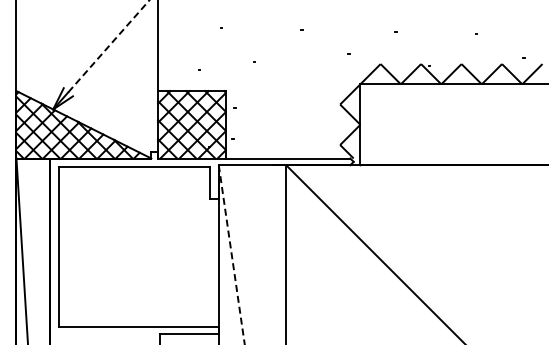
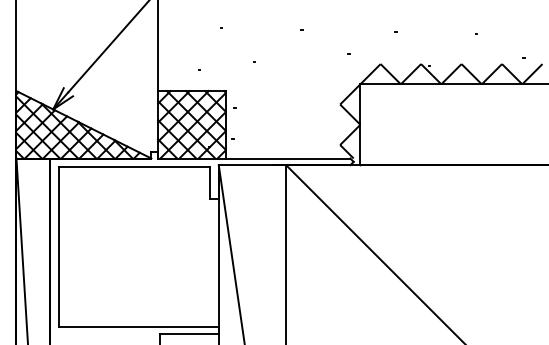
line: dashed -> solid (109, 45)
line: dashed -> solid (231, 255)
